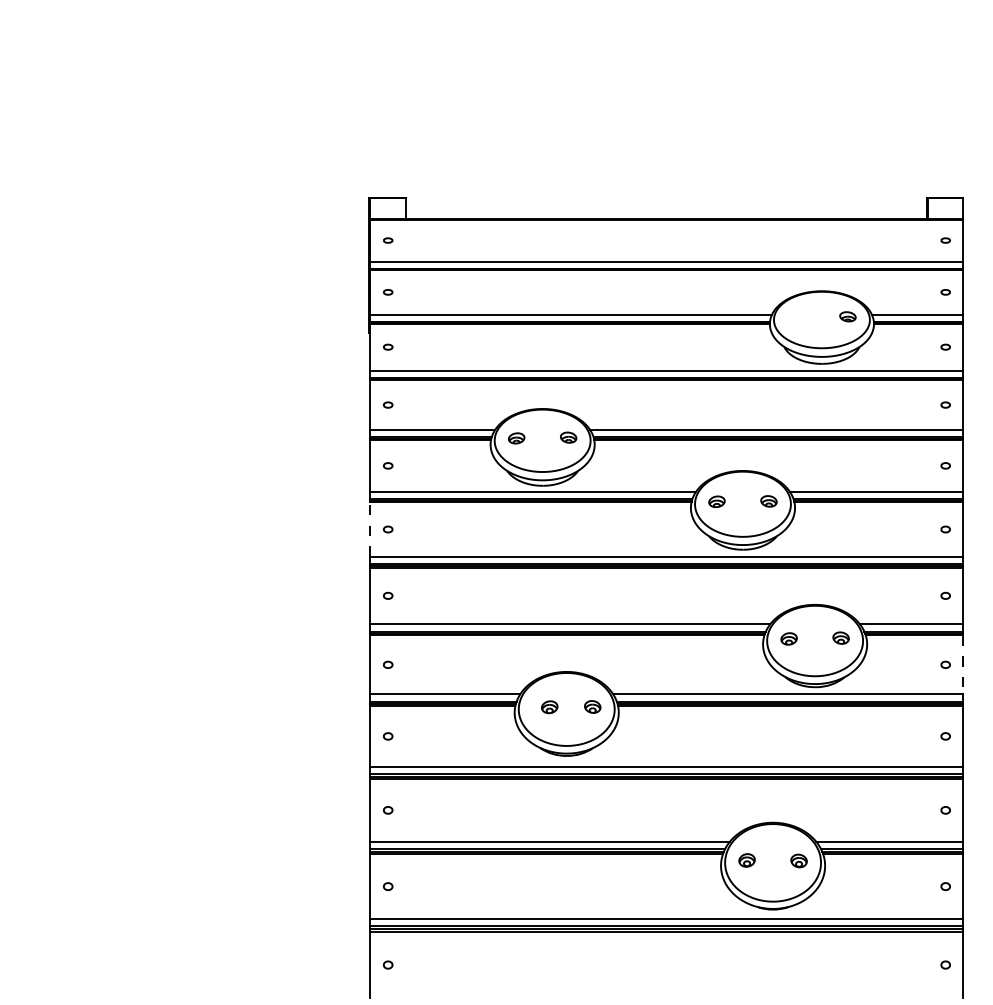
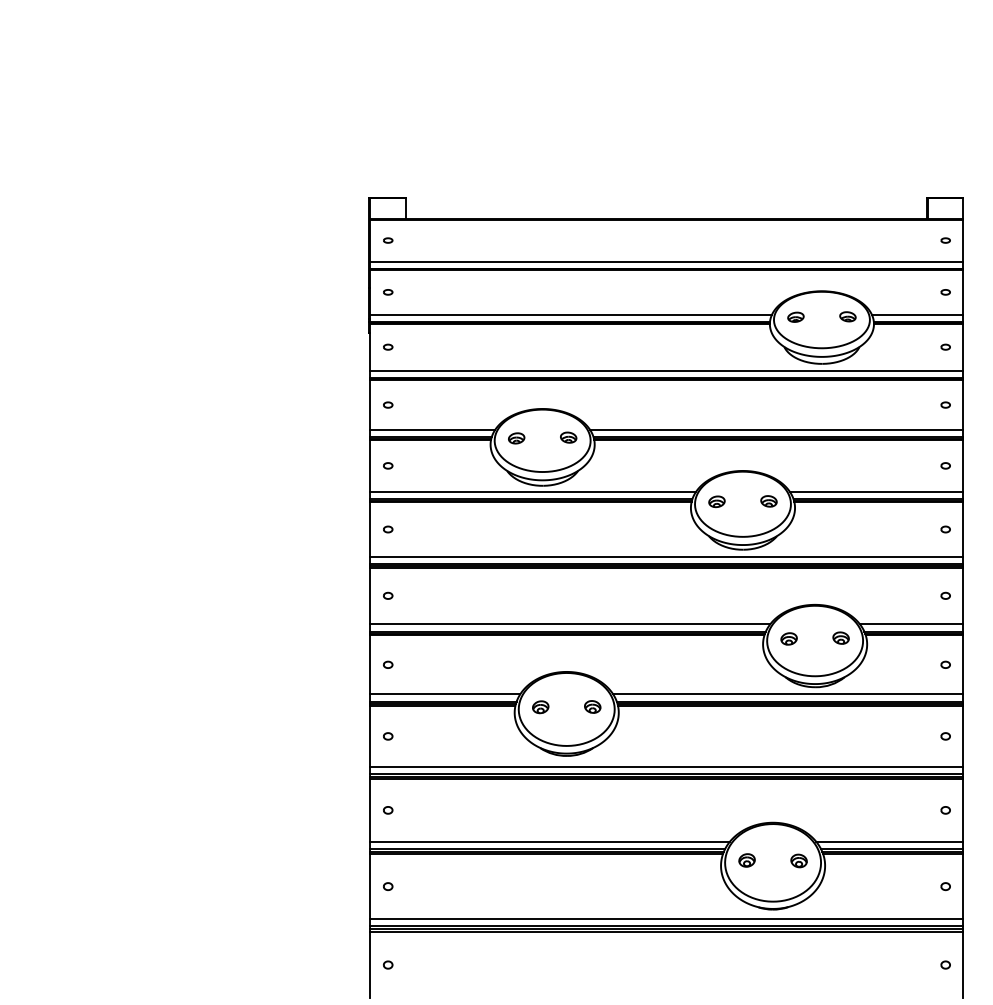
part: none -> present (795, 316)
line: dashed -> solid (370, 529)
line: dashed -> solid (963, 665)
part position: (549, 707) -> (540, 707) (540, 707)
